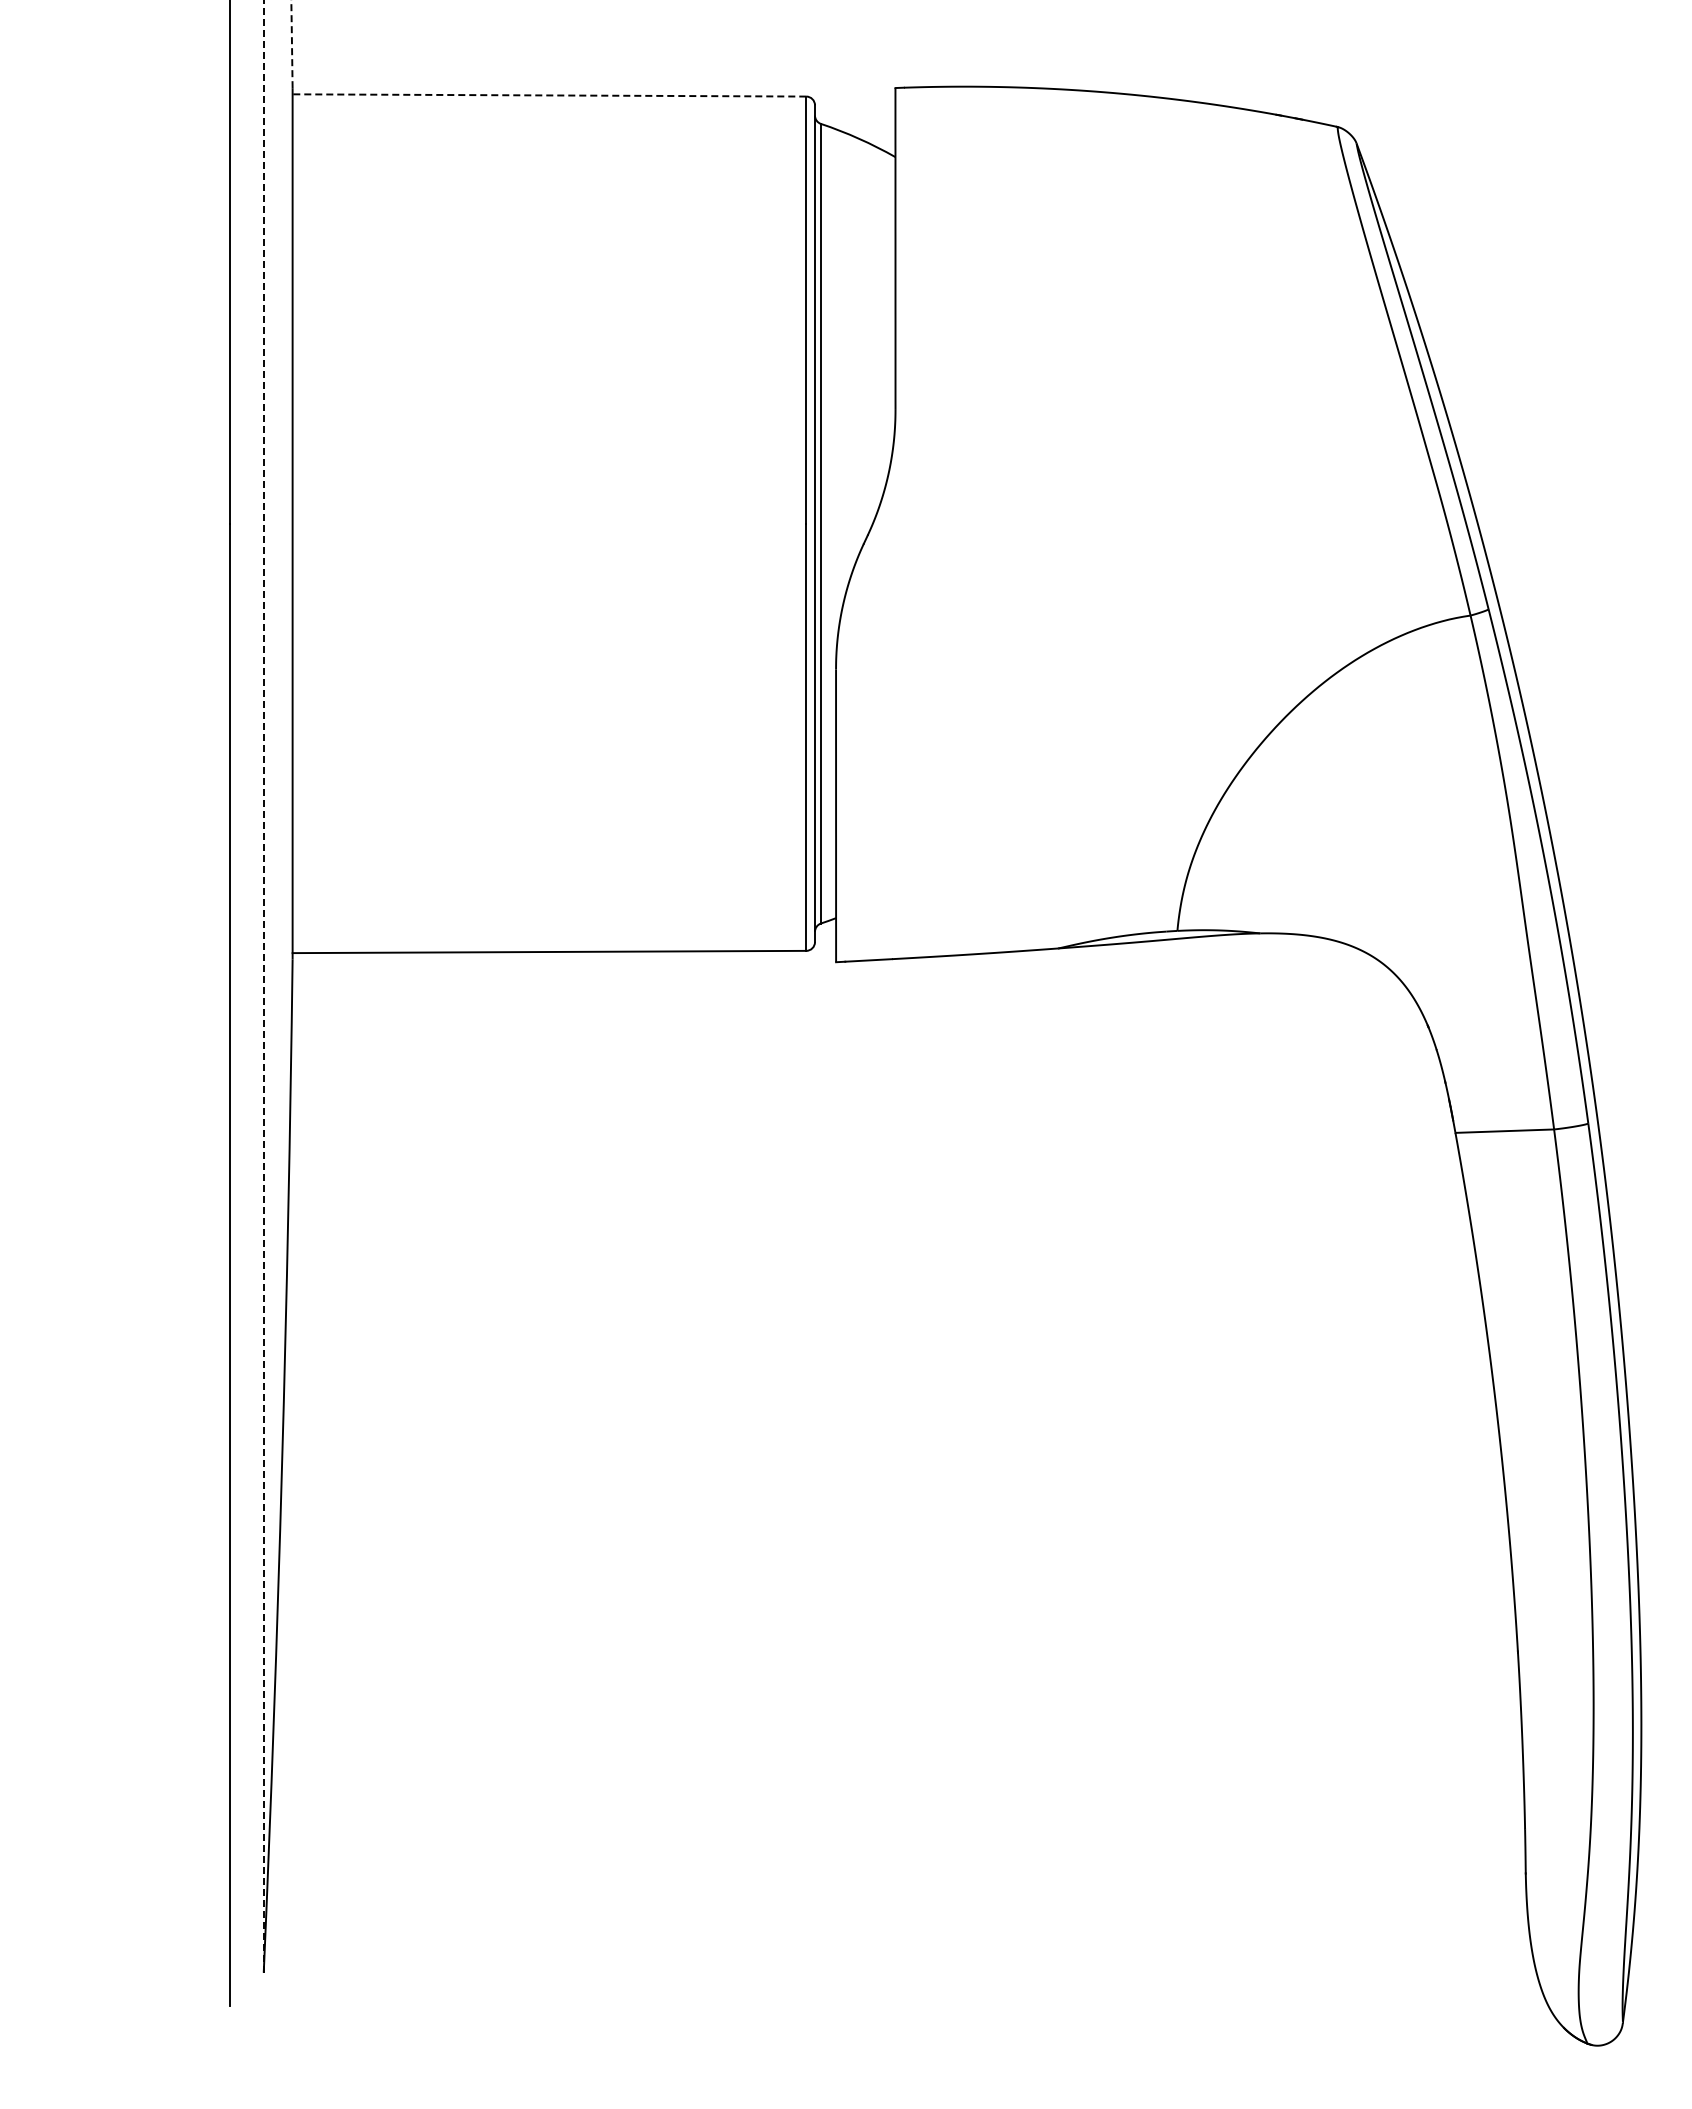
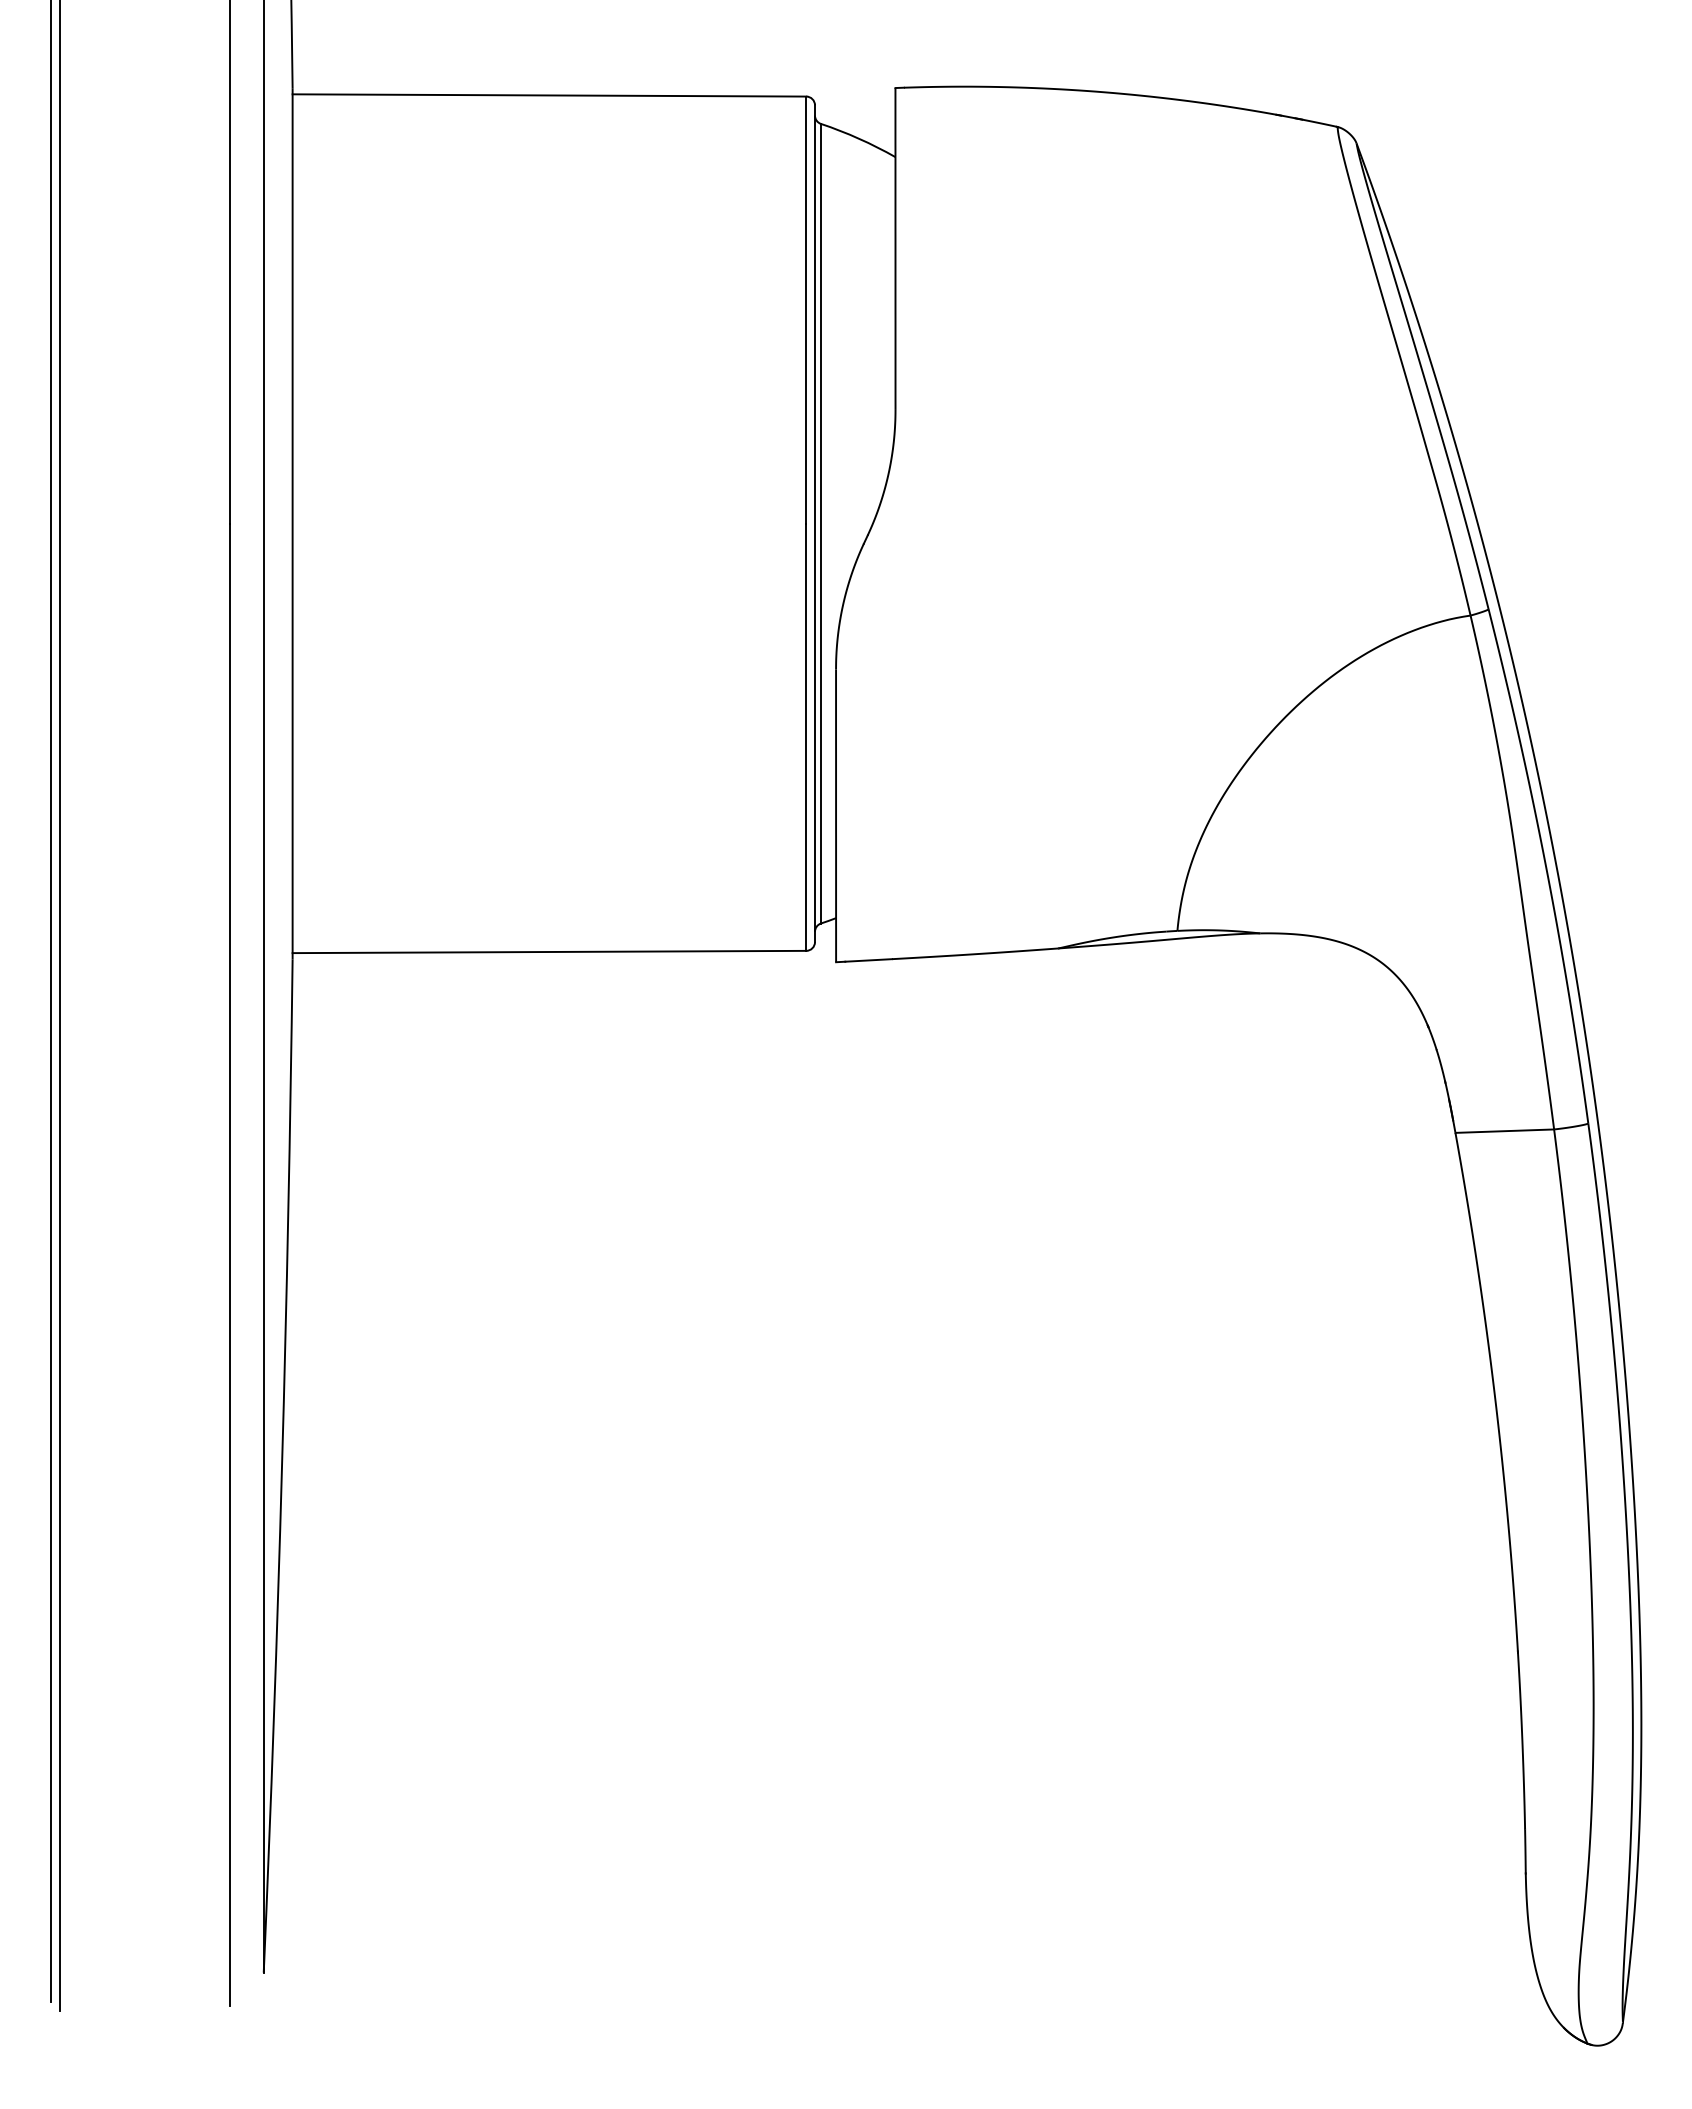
arc: dashed -> solid (291, 44)
line: dashed -> solid (549, 95)
line: dashed -> solid (263, 986)
line: none -> present (50, 1001)
line: none -> present (59, 1006)
